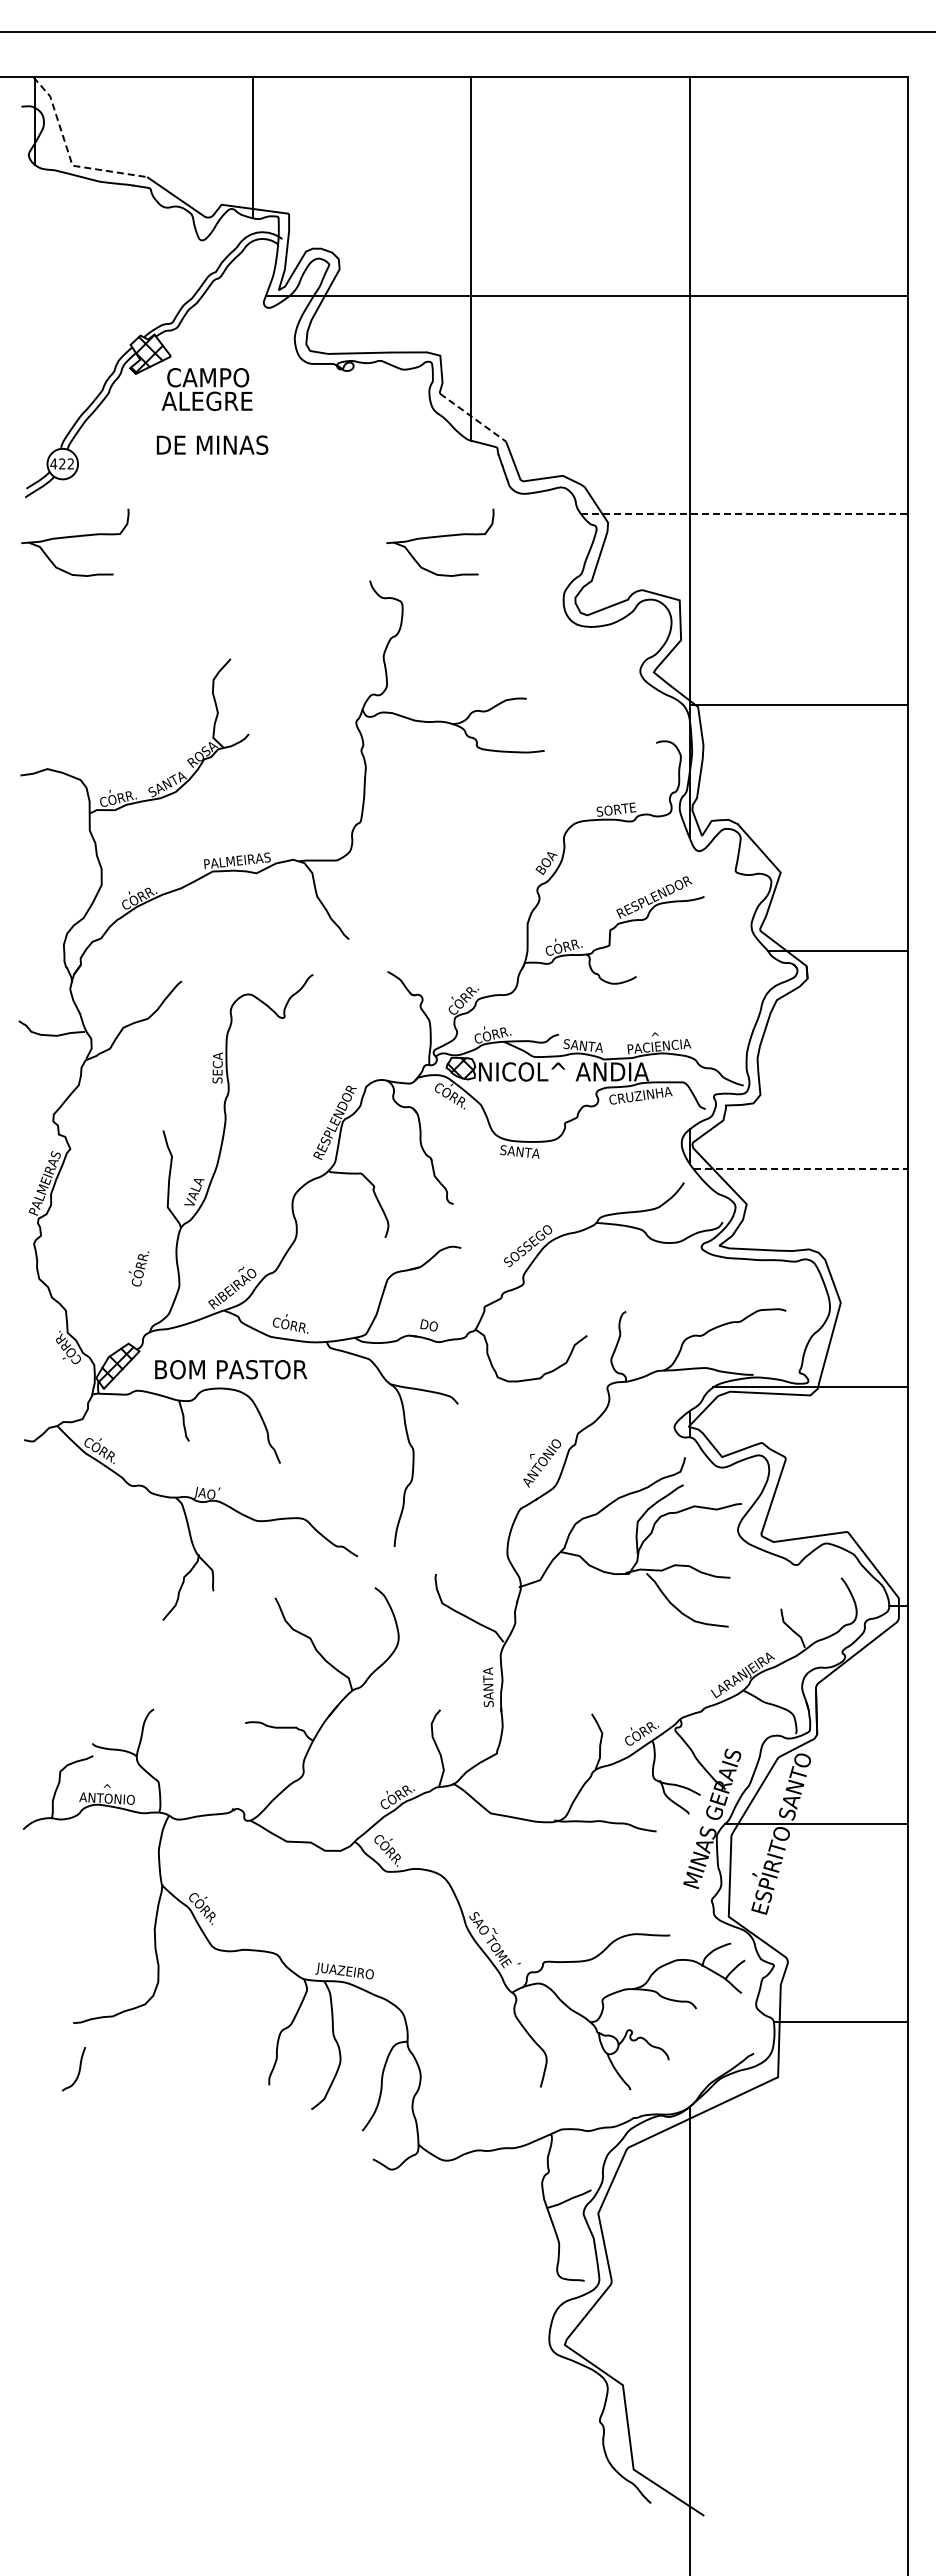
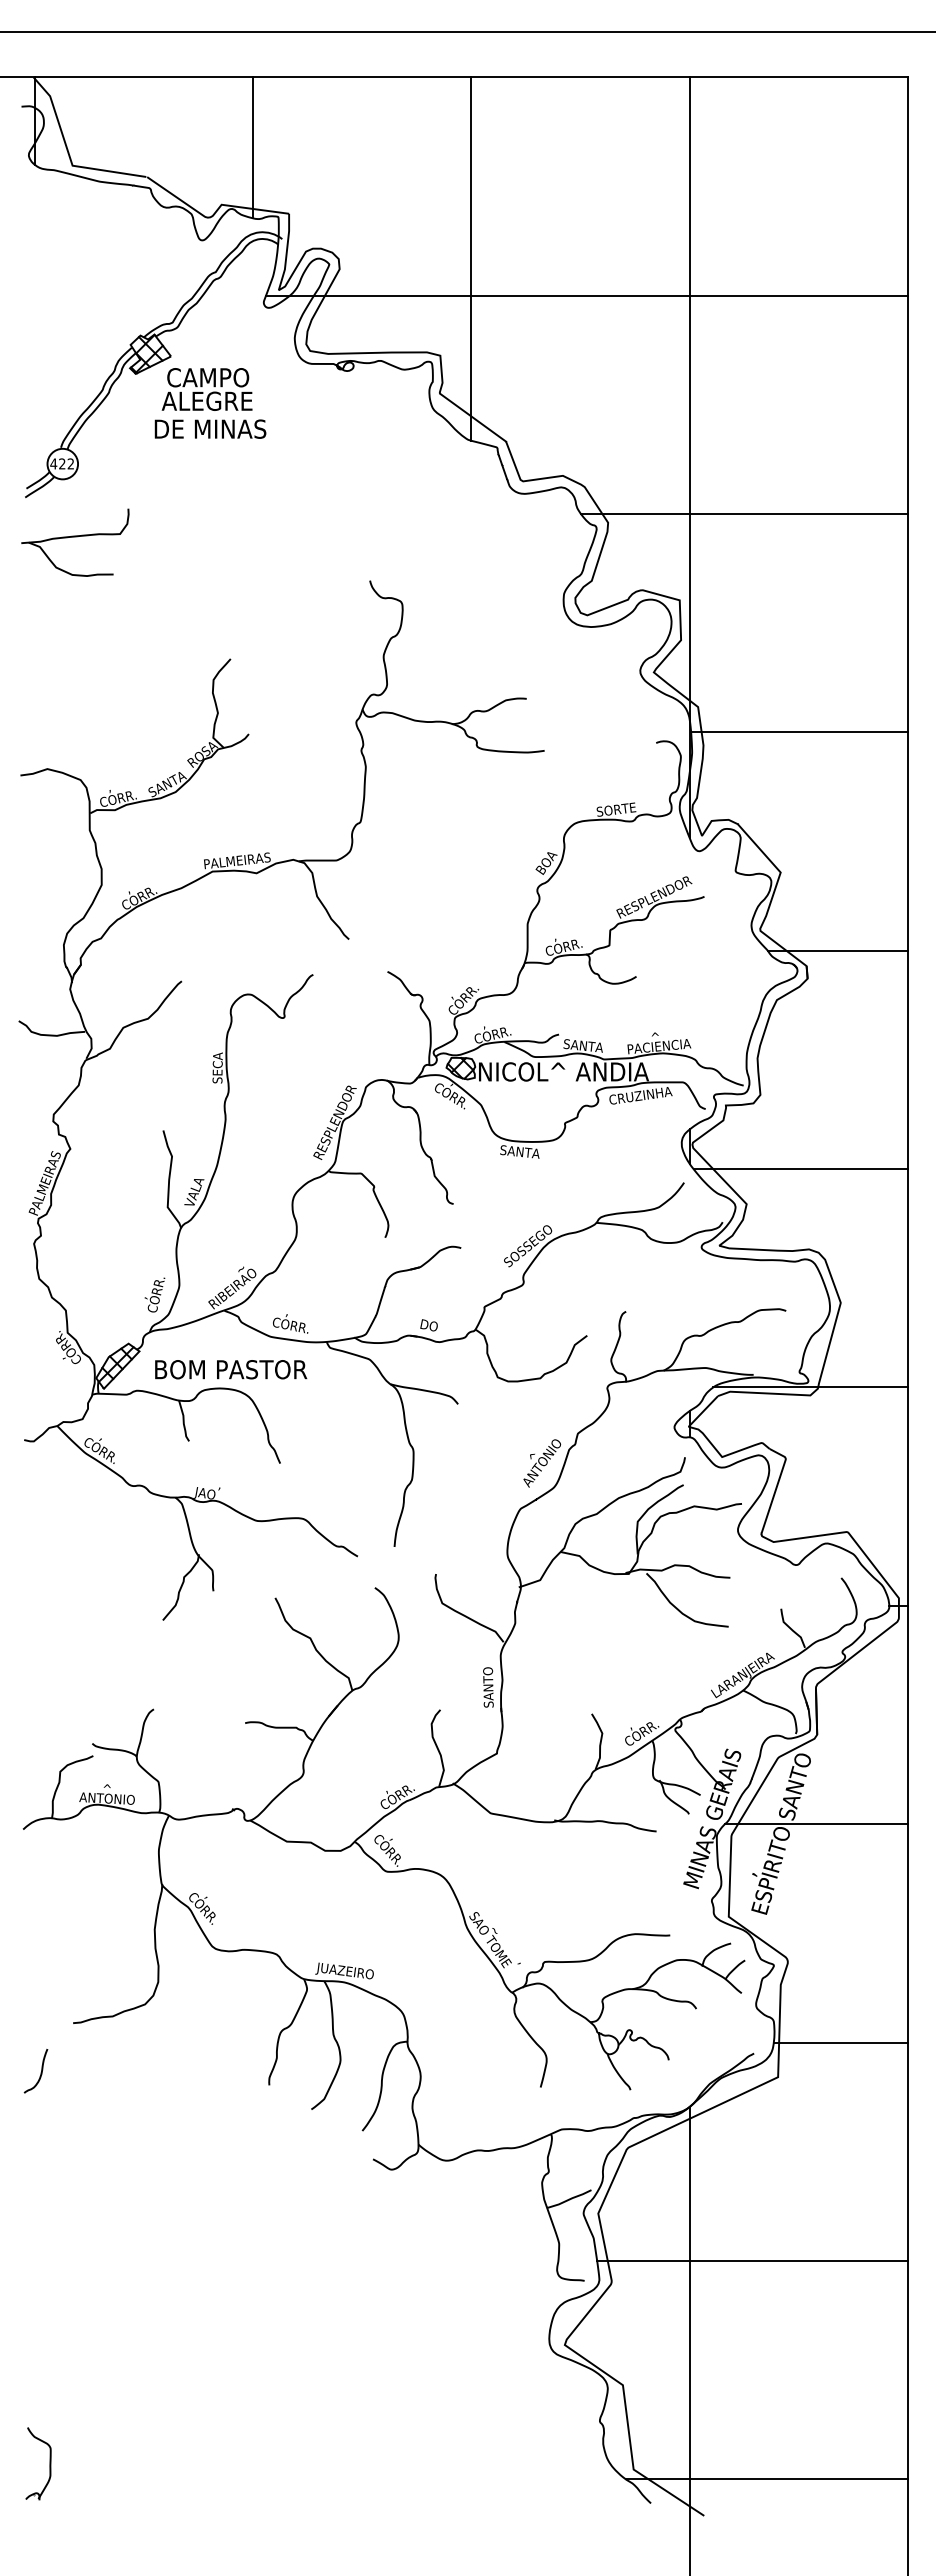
line: dashed -> solid (68, 154)
line: dashed -> solid (473, 417)
text position: (212, 444) -> (210, 428) (210, 428)
line: dashed -> solid (744, 514)
part: present -> none (440, 542)
line position: (799, 705) -> (799, 732) (799, 732)
line: dashed -> solid (801, 1169)
text position: (138, 1268) -> (154, 1294) (154, 1294)
text: SANTA -> SANTO (488, 1687)
line position: (840, 2021) -> (840, 2042) (840, 2042)
curve position: (78, 2070) -> (40, 2072) (40, 2072)
line: none -> present (752, 2260)
part: none -> present (49, 2463)
line: none -> present (766, 2479)
